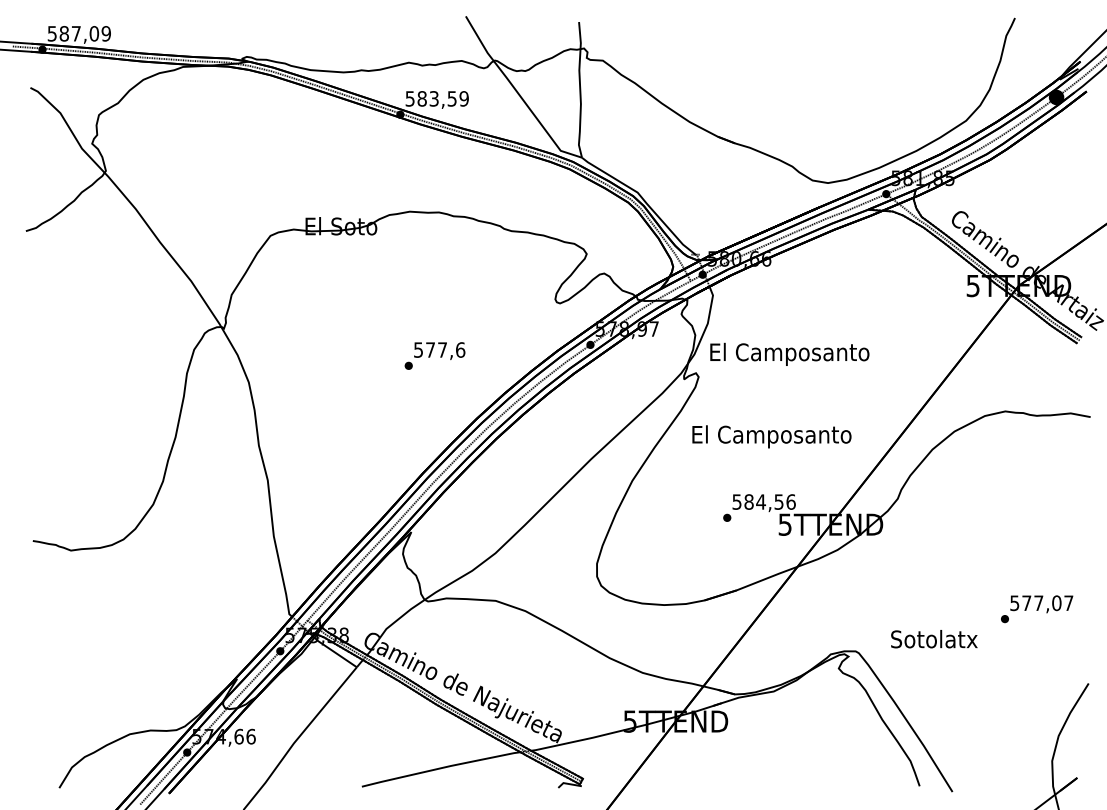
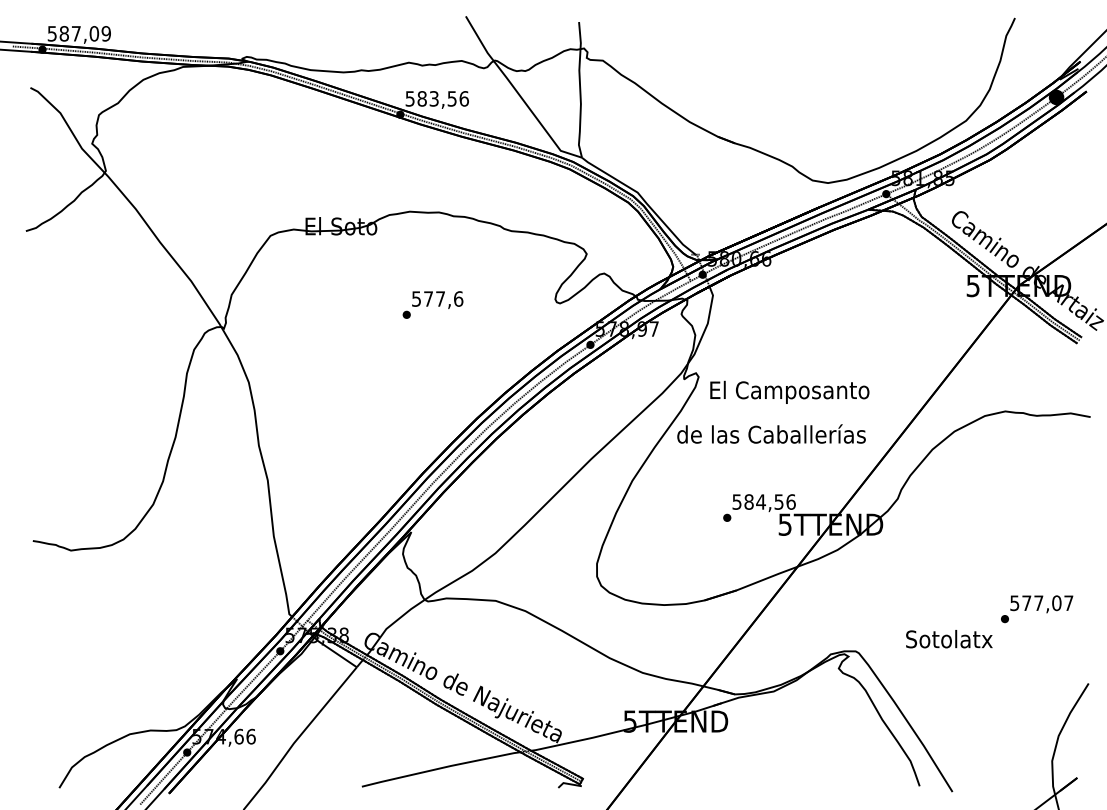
text: 583,59 -> 583,56 (463, 98)
text position: (789, 353) -> (789, 391) (789, 391)
text position: (434, 355) -> (432, 304) (432, 304)
text: El Camposanto -> de las Caballerías (771, 436)
text position: (934, 639) -> (949, 639) (949, 639)
